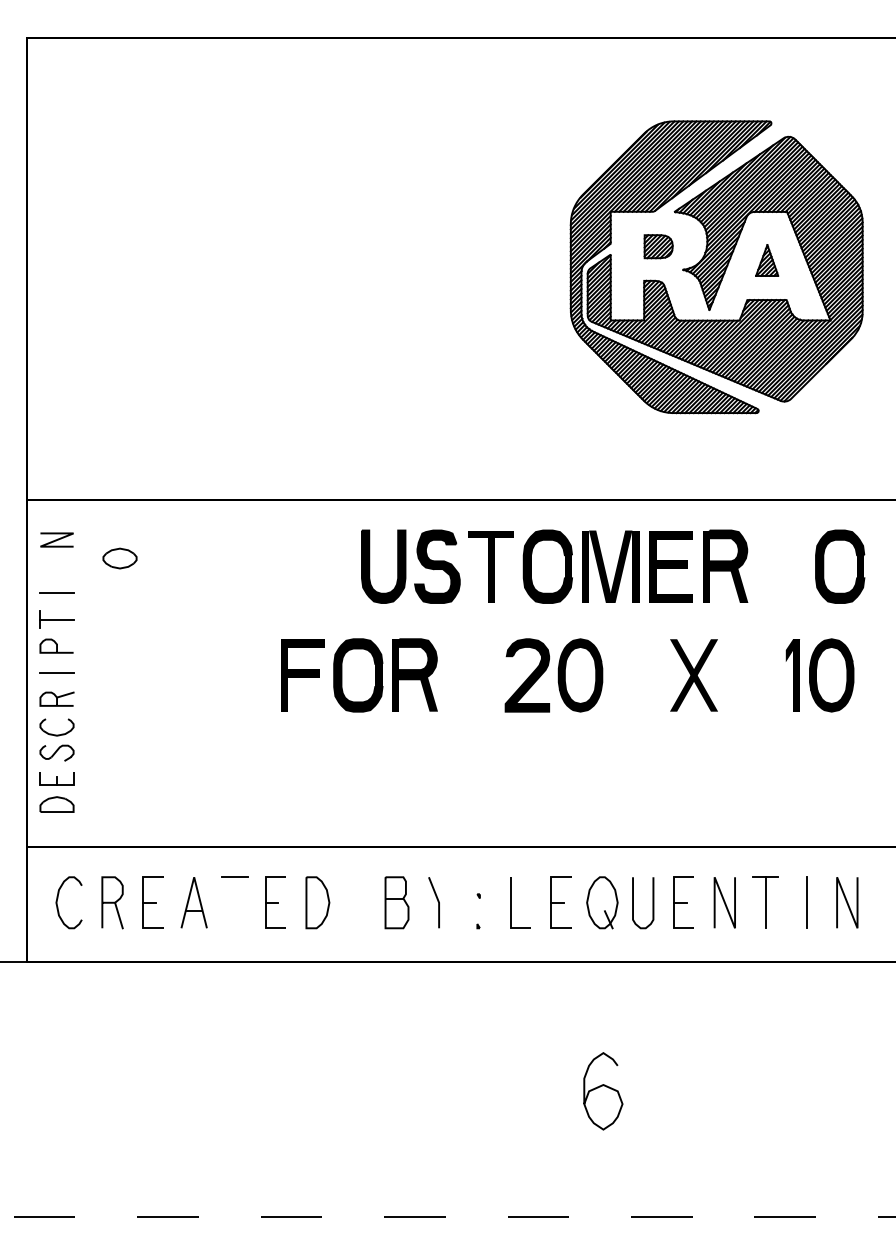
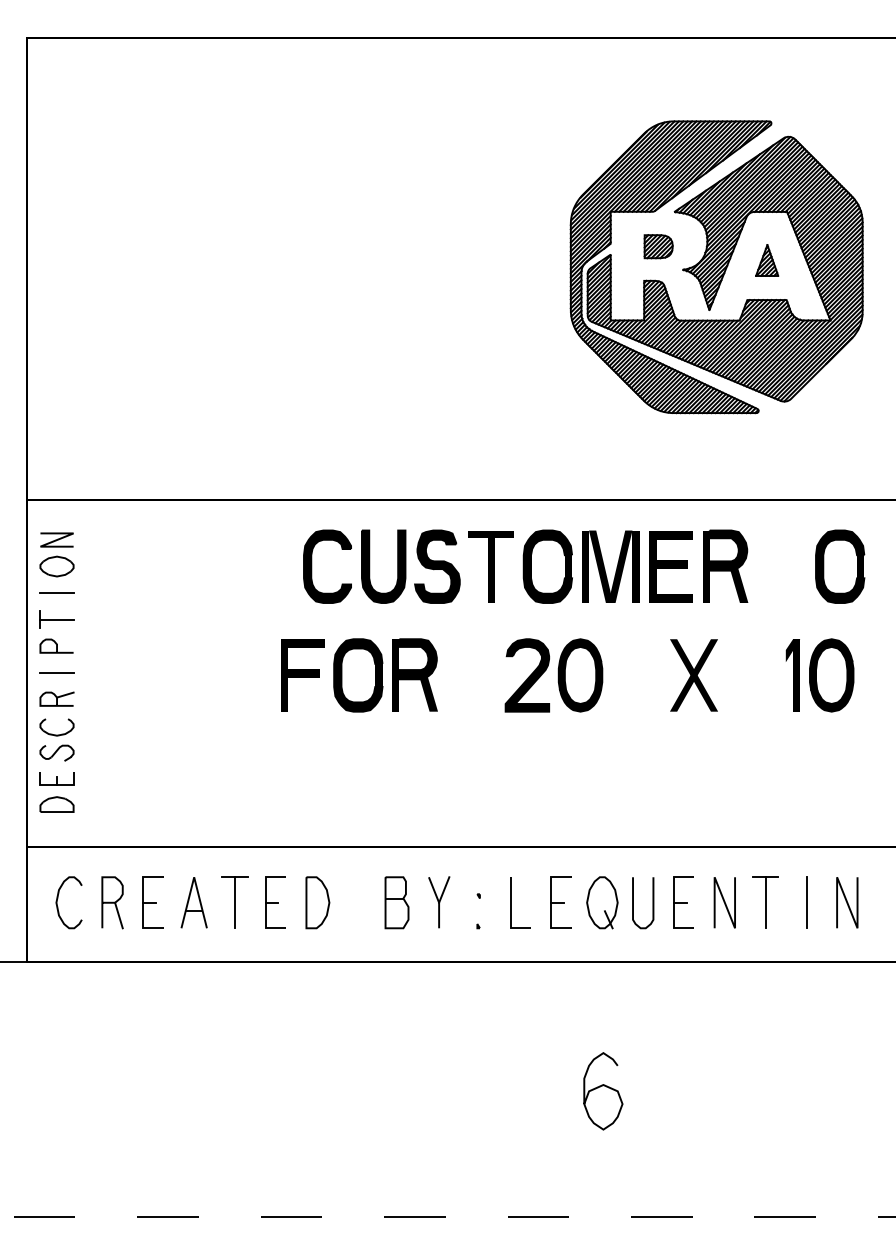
part position: (119, 558) -> (56, 566) (56, 566)
part: none -> present (312, 566)
line: none -> present (444, 889)
line: none -> present (235, 902)
